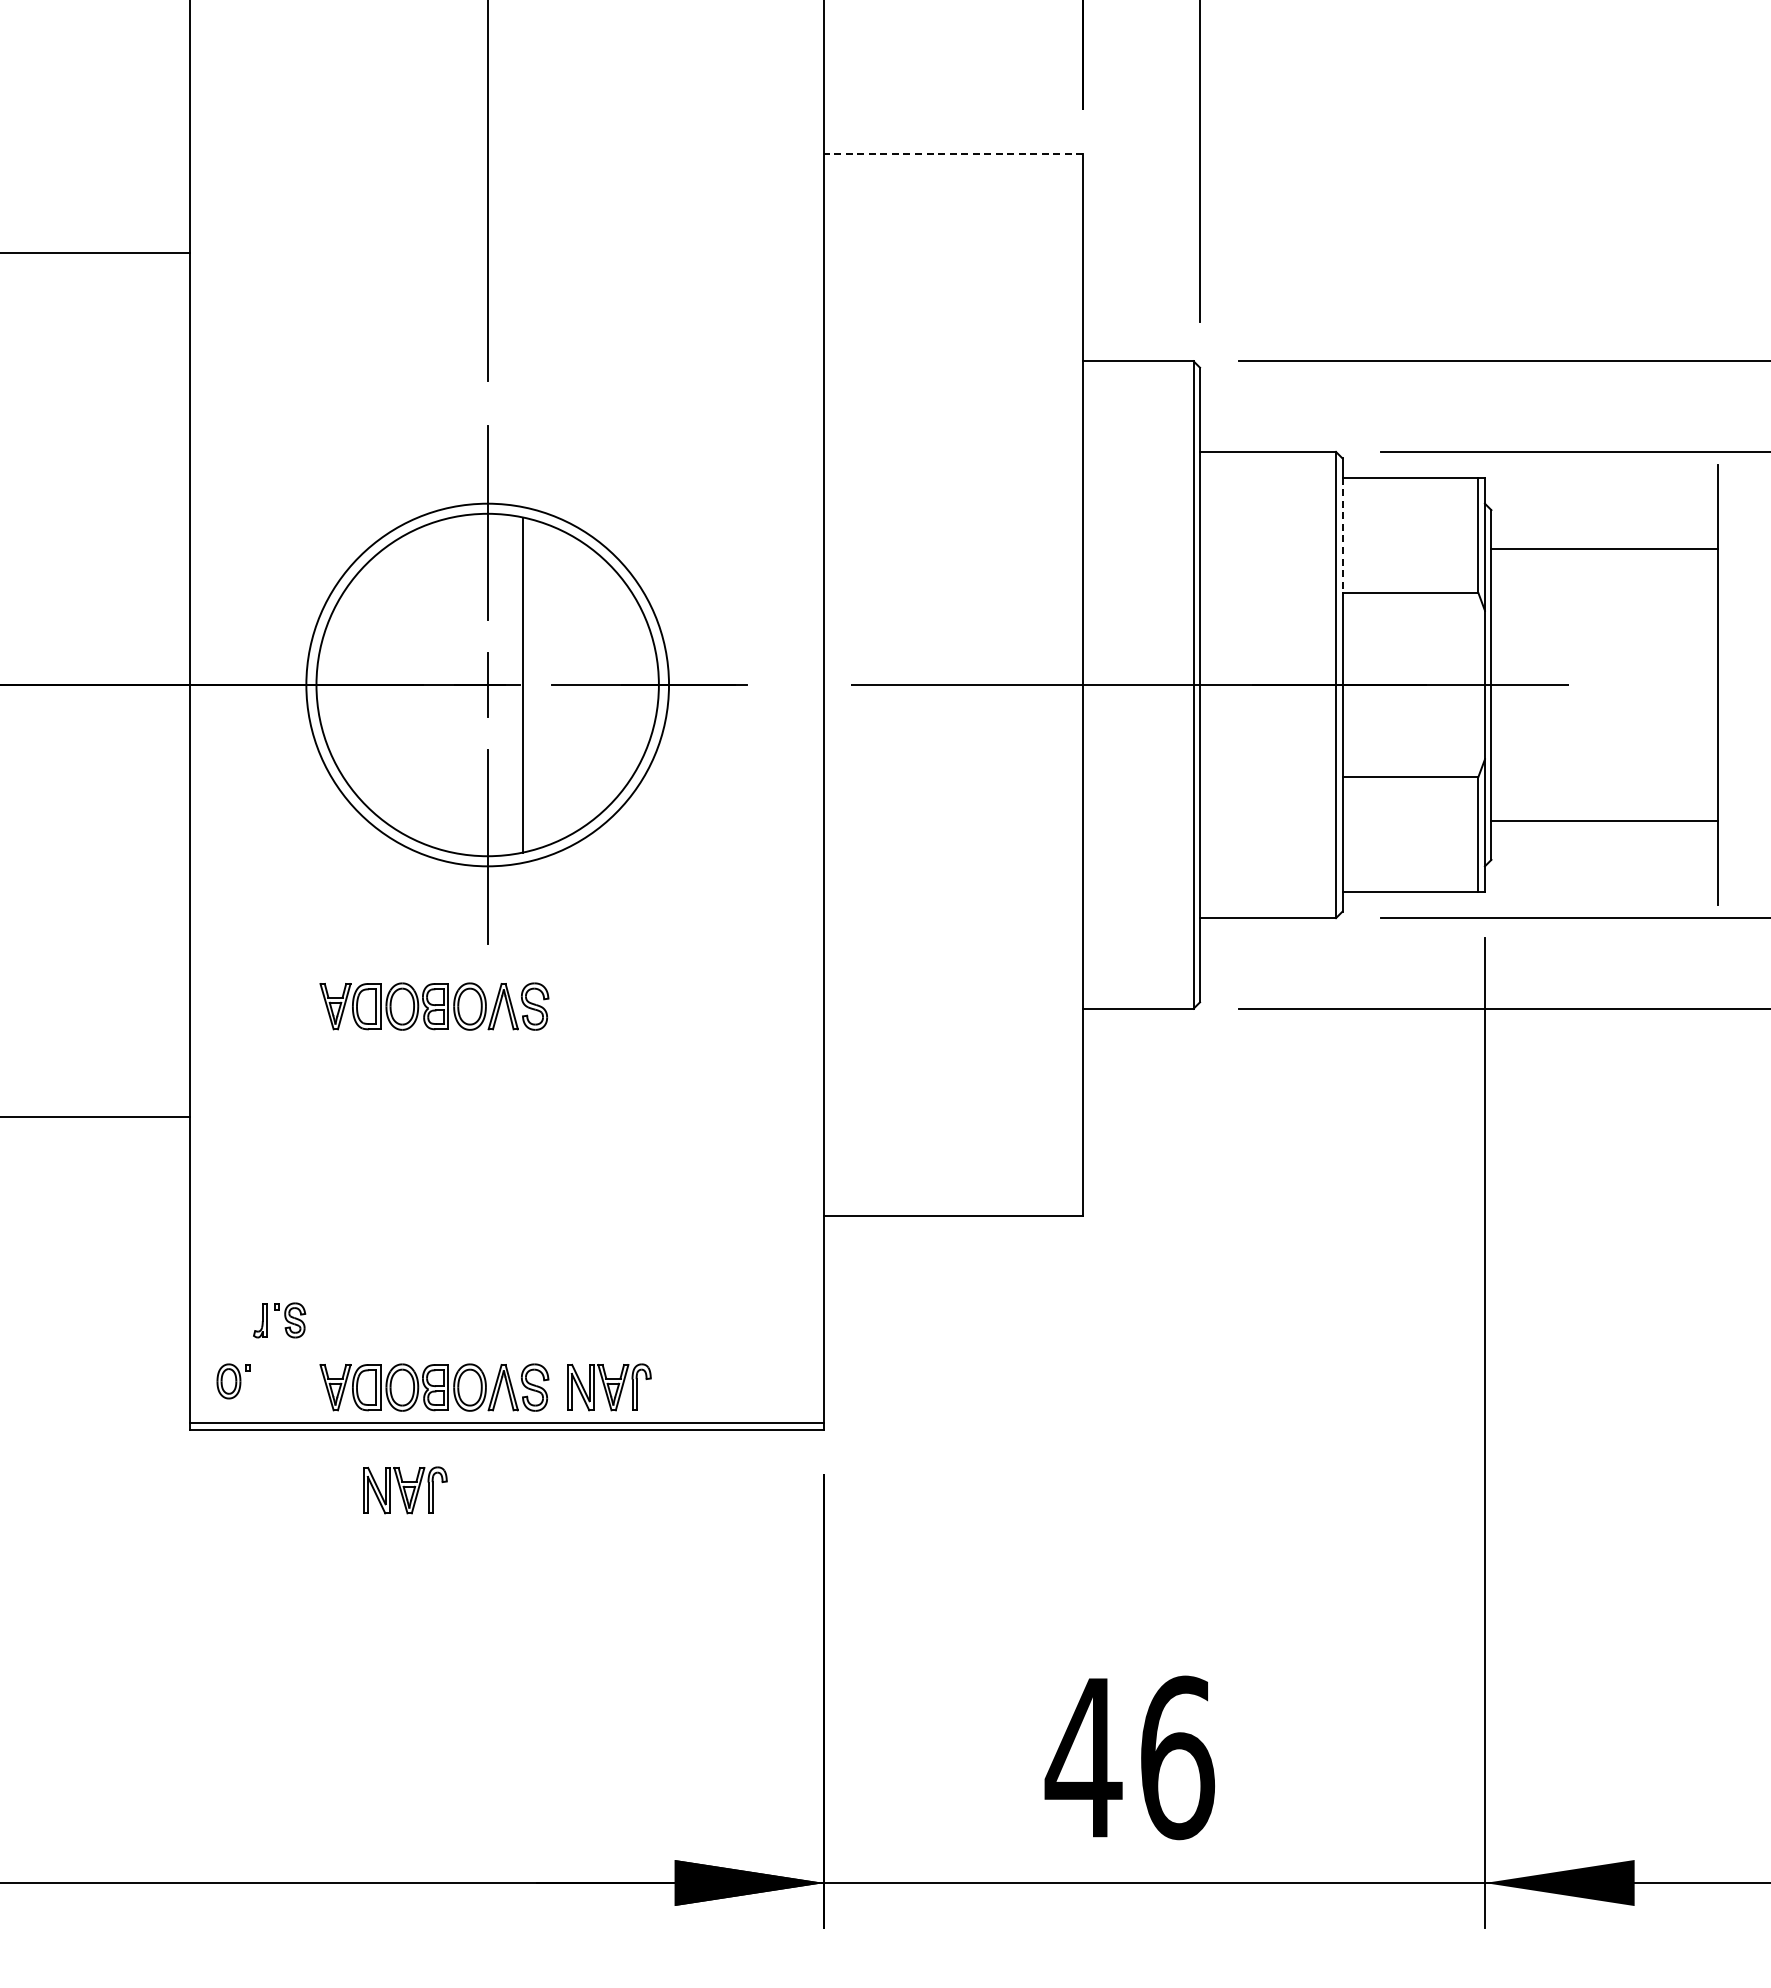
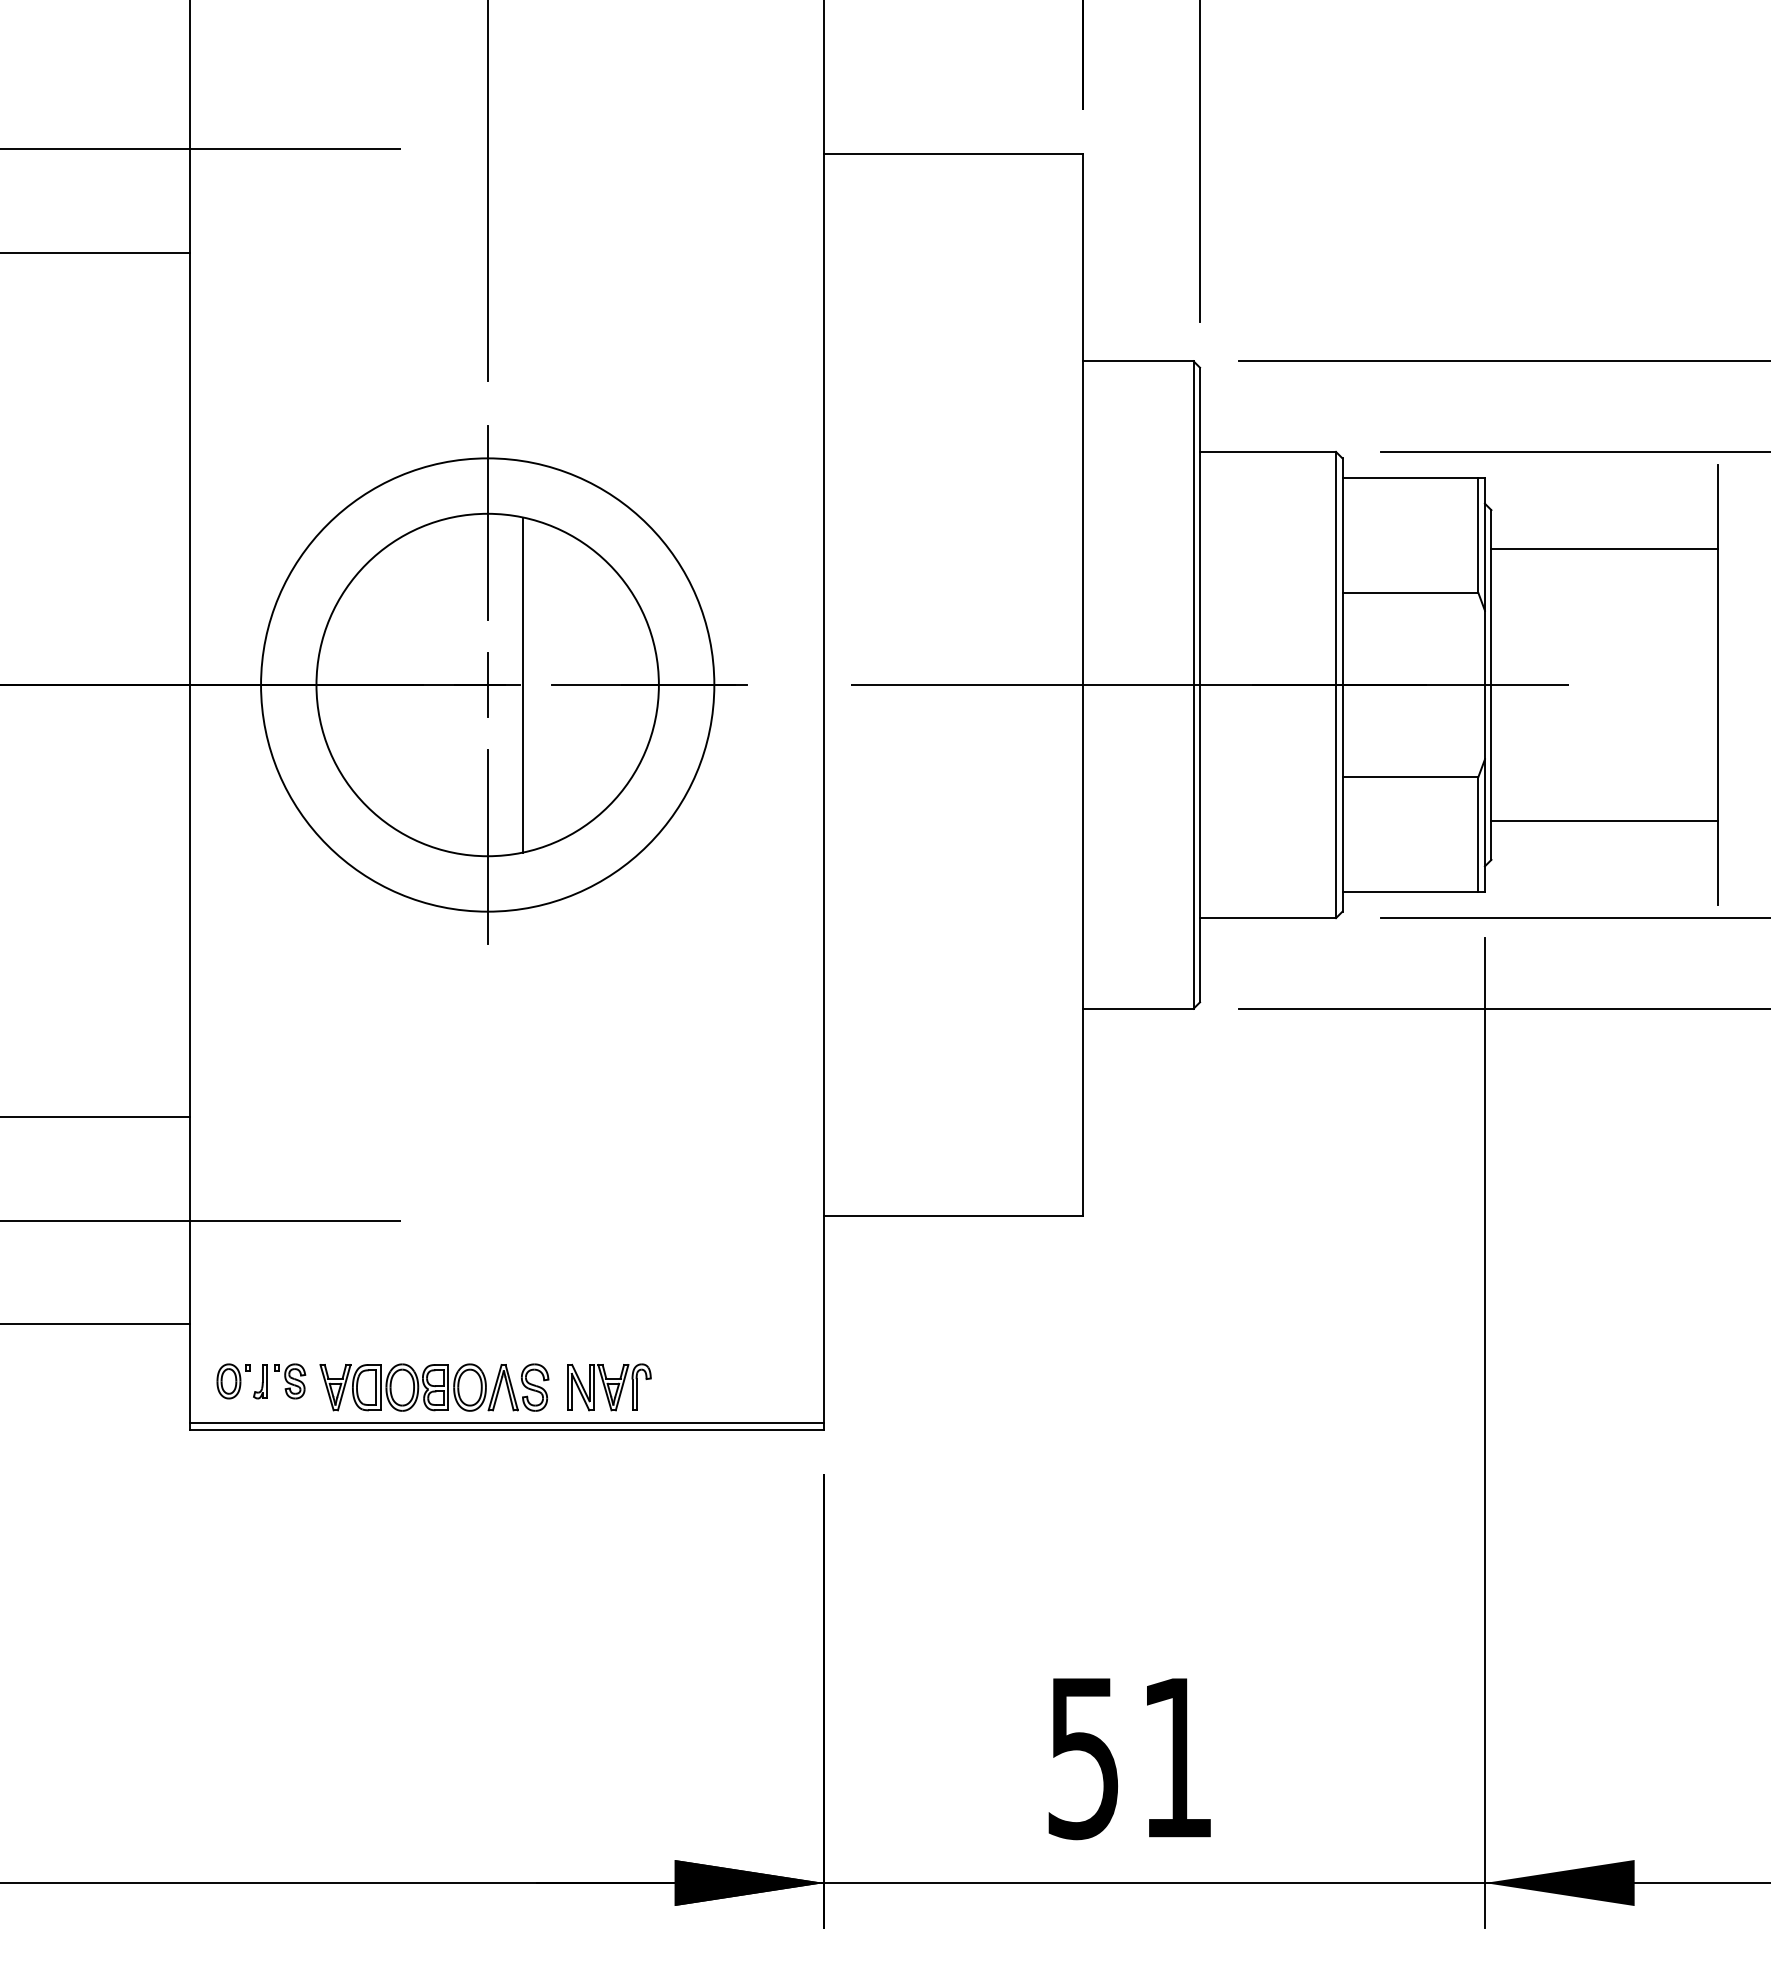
line: none -> present (222, 149)
line: dashed -> solid (953, 154)
line: dashed -> solid (1342, 535)
circle diameter: 363 px -> 453 px (487, 684)
part: present -> none (434, 1006)
line: none -> present (222, 1220)
part position: (279, 1320) -> (279, 1381) (279, 1381)
line: none -> present (95, 1324)
part: present -> none (405, 1490)
text: 46 -> 51 (1129, 1757)
